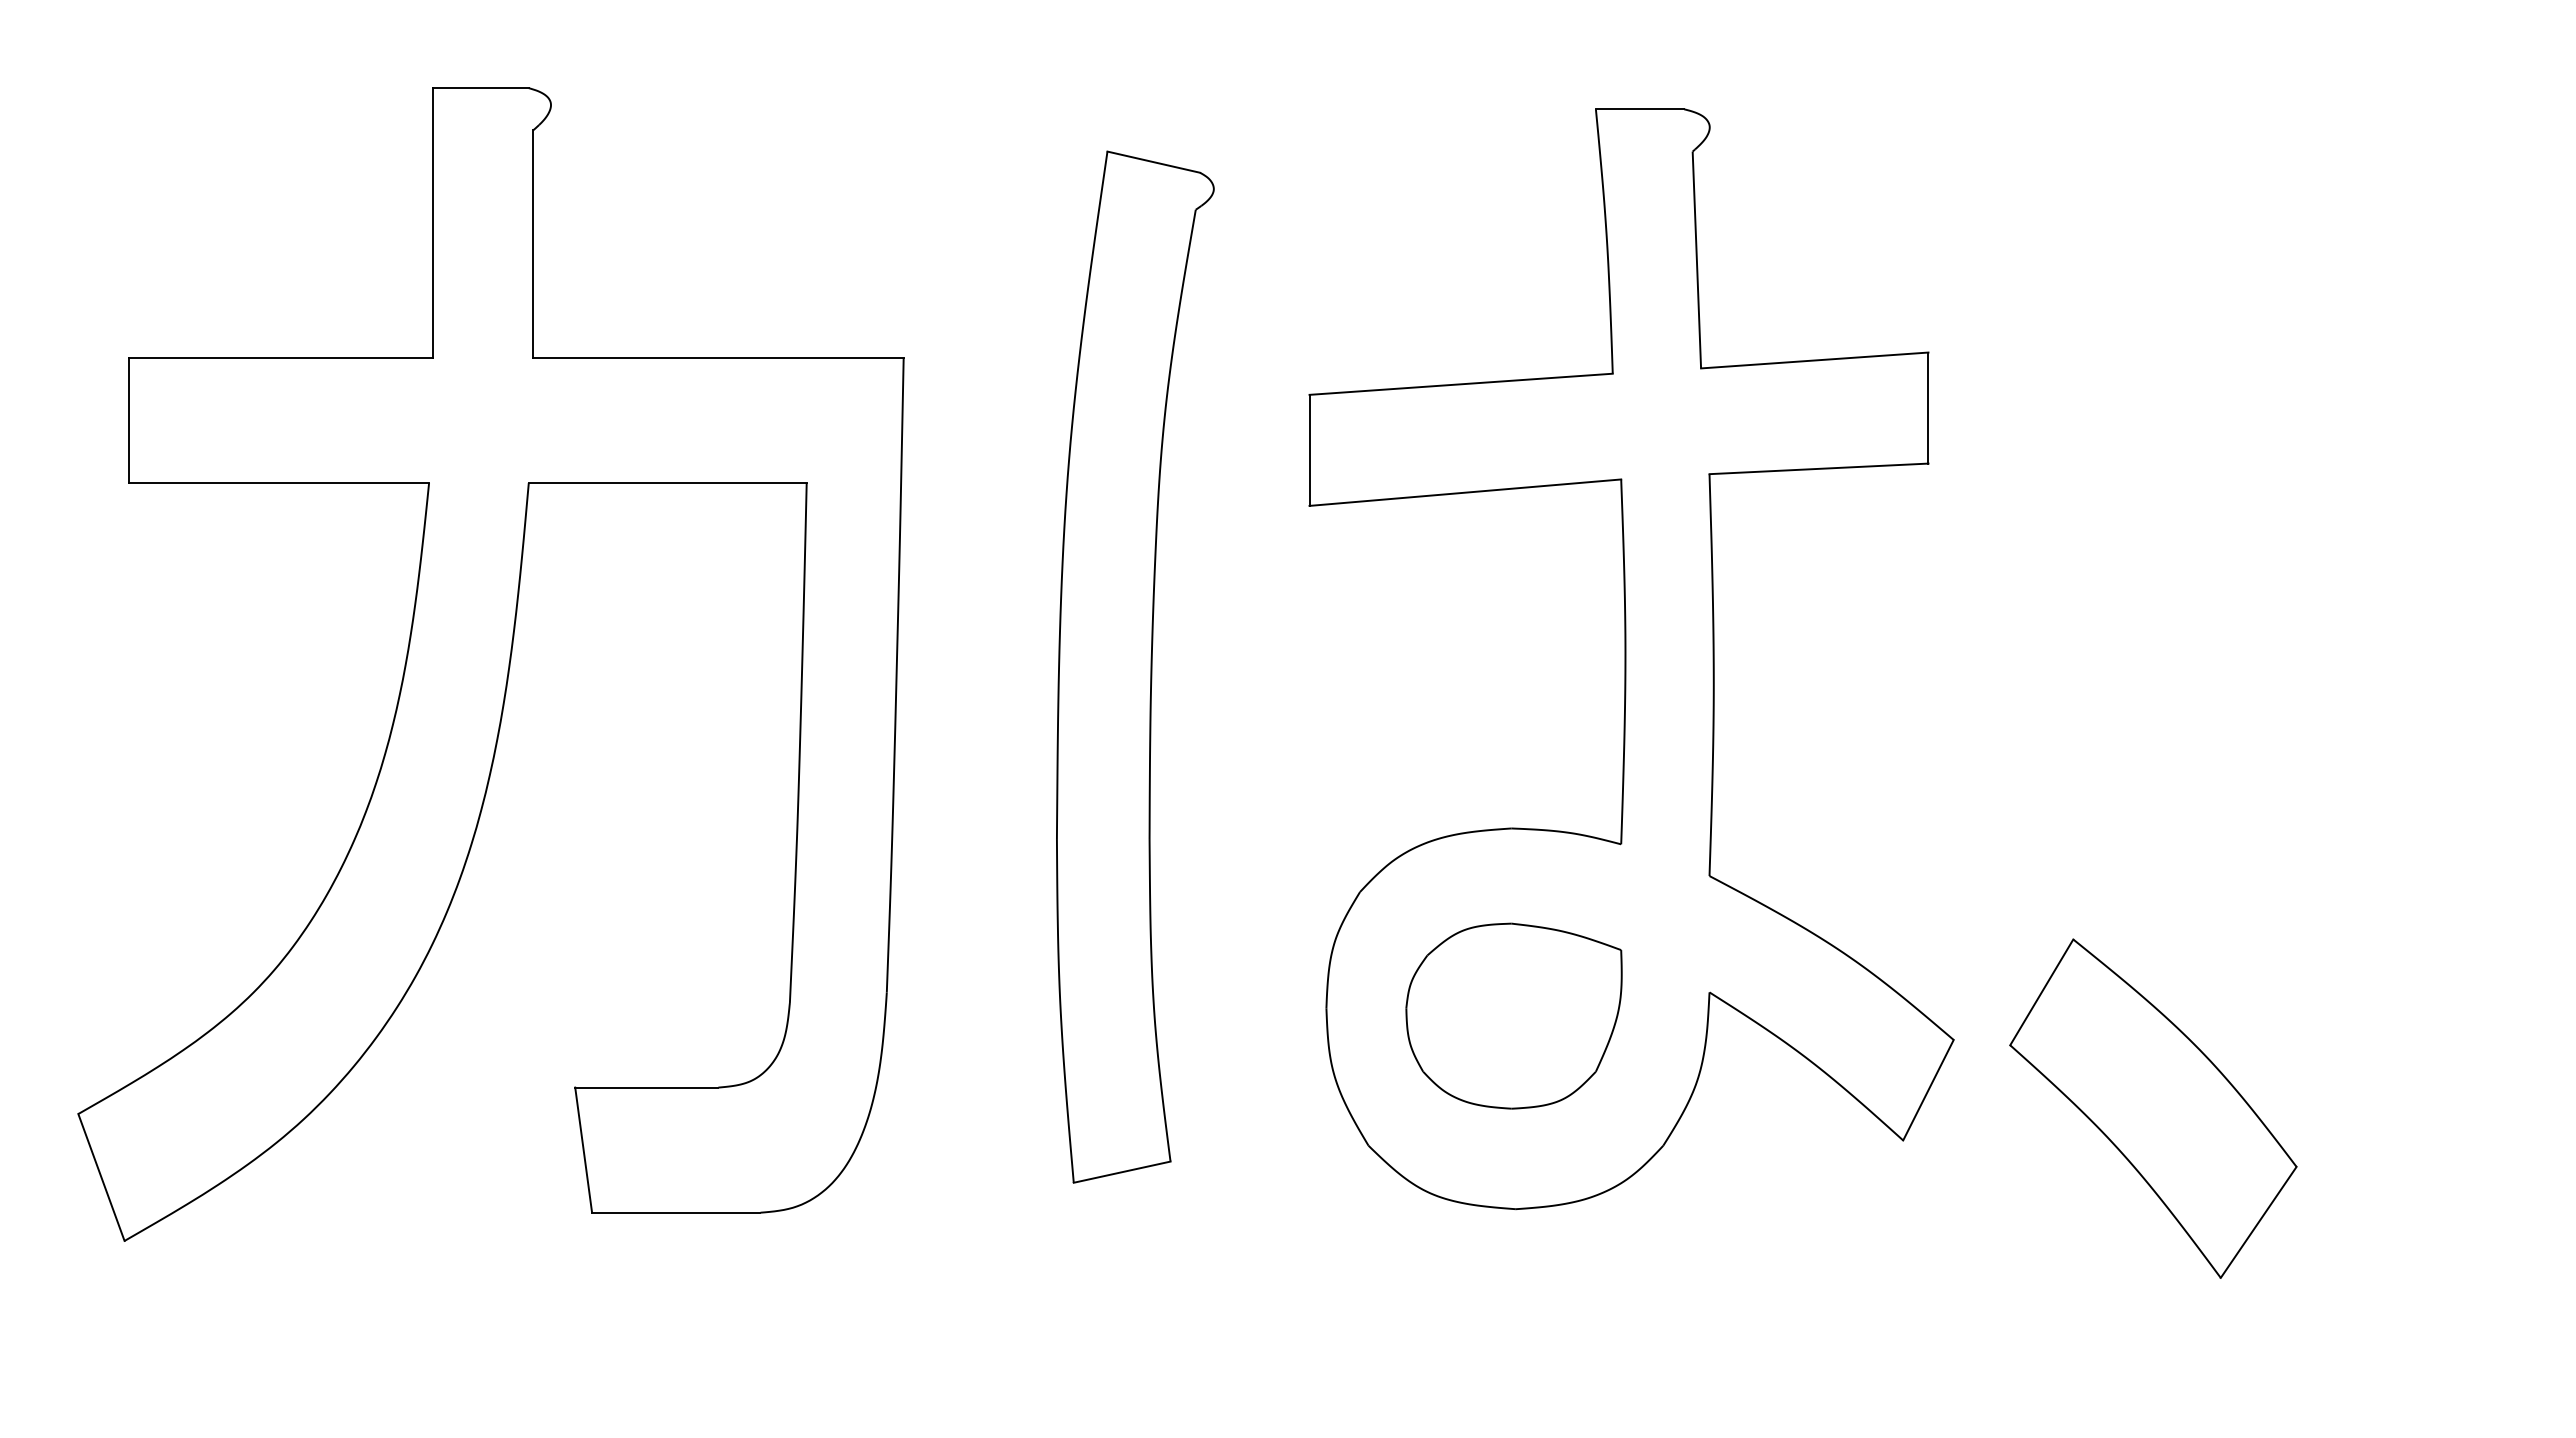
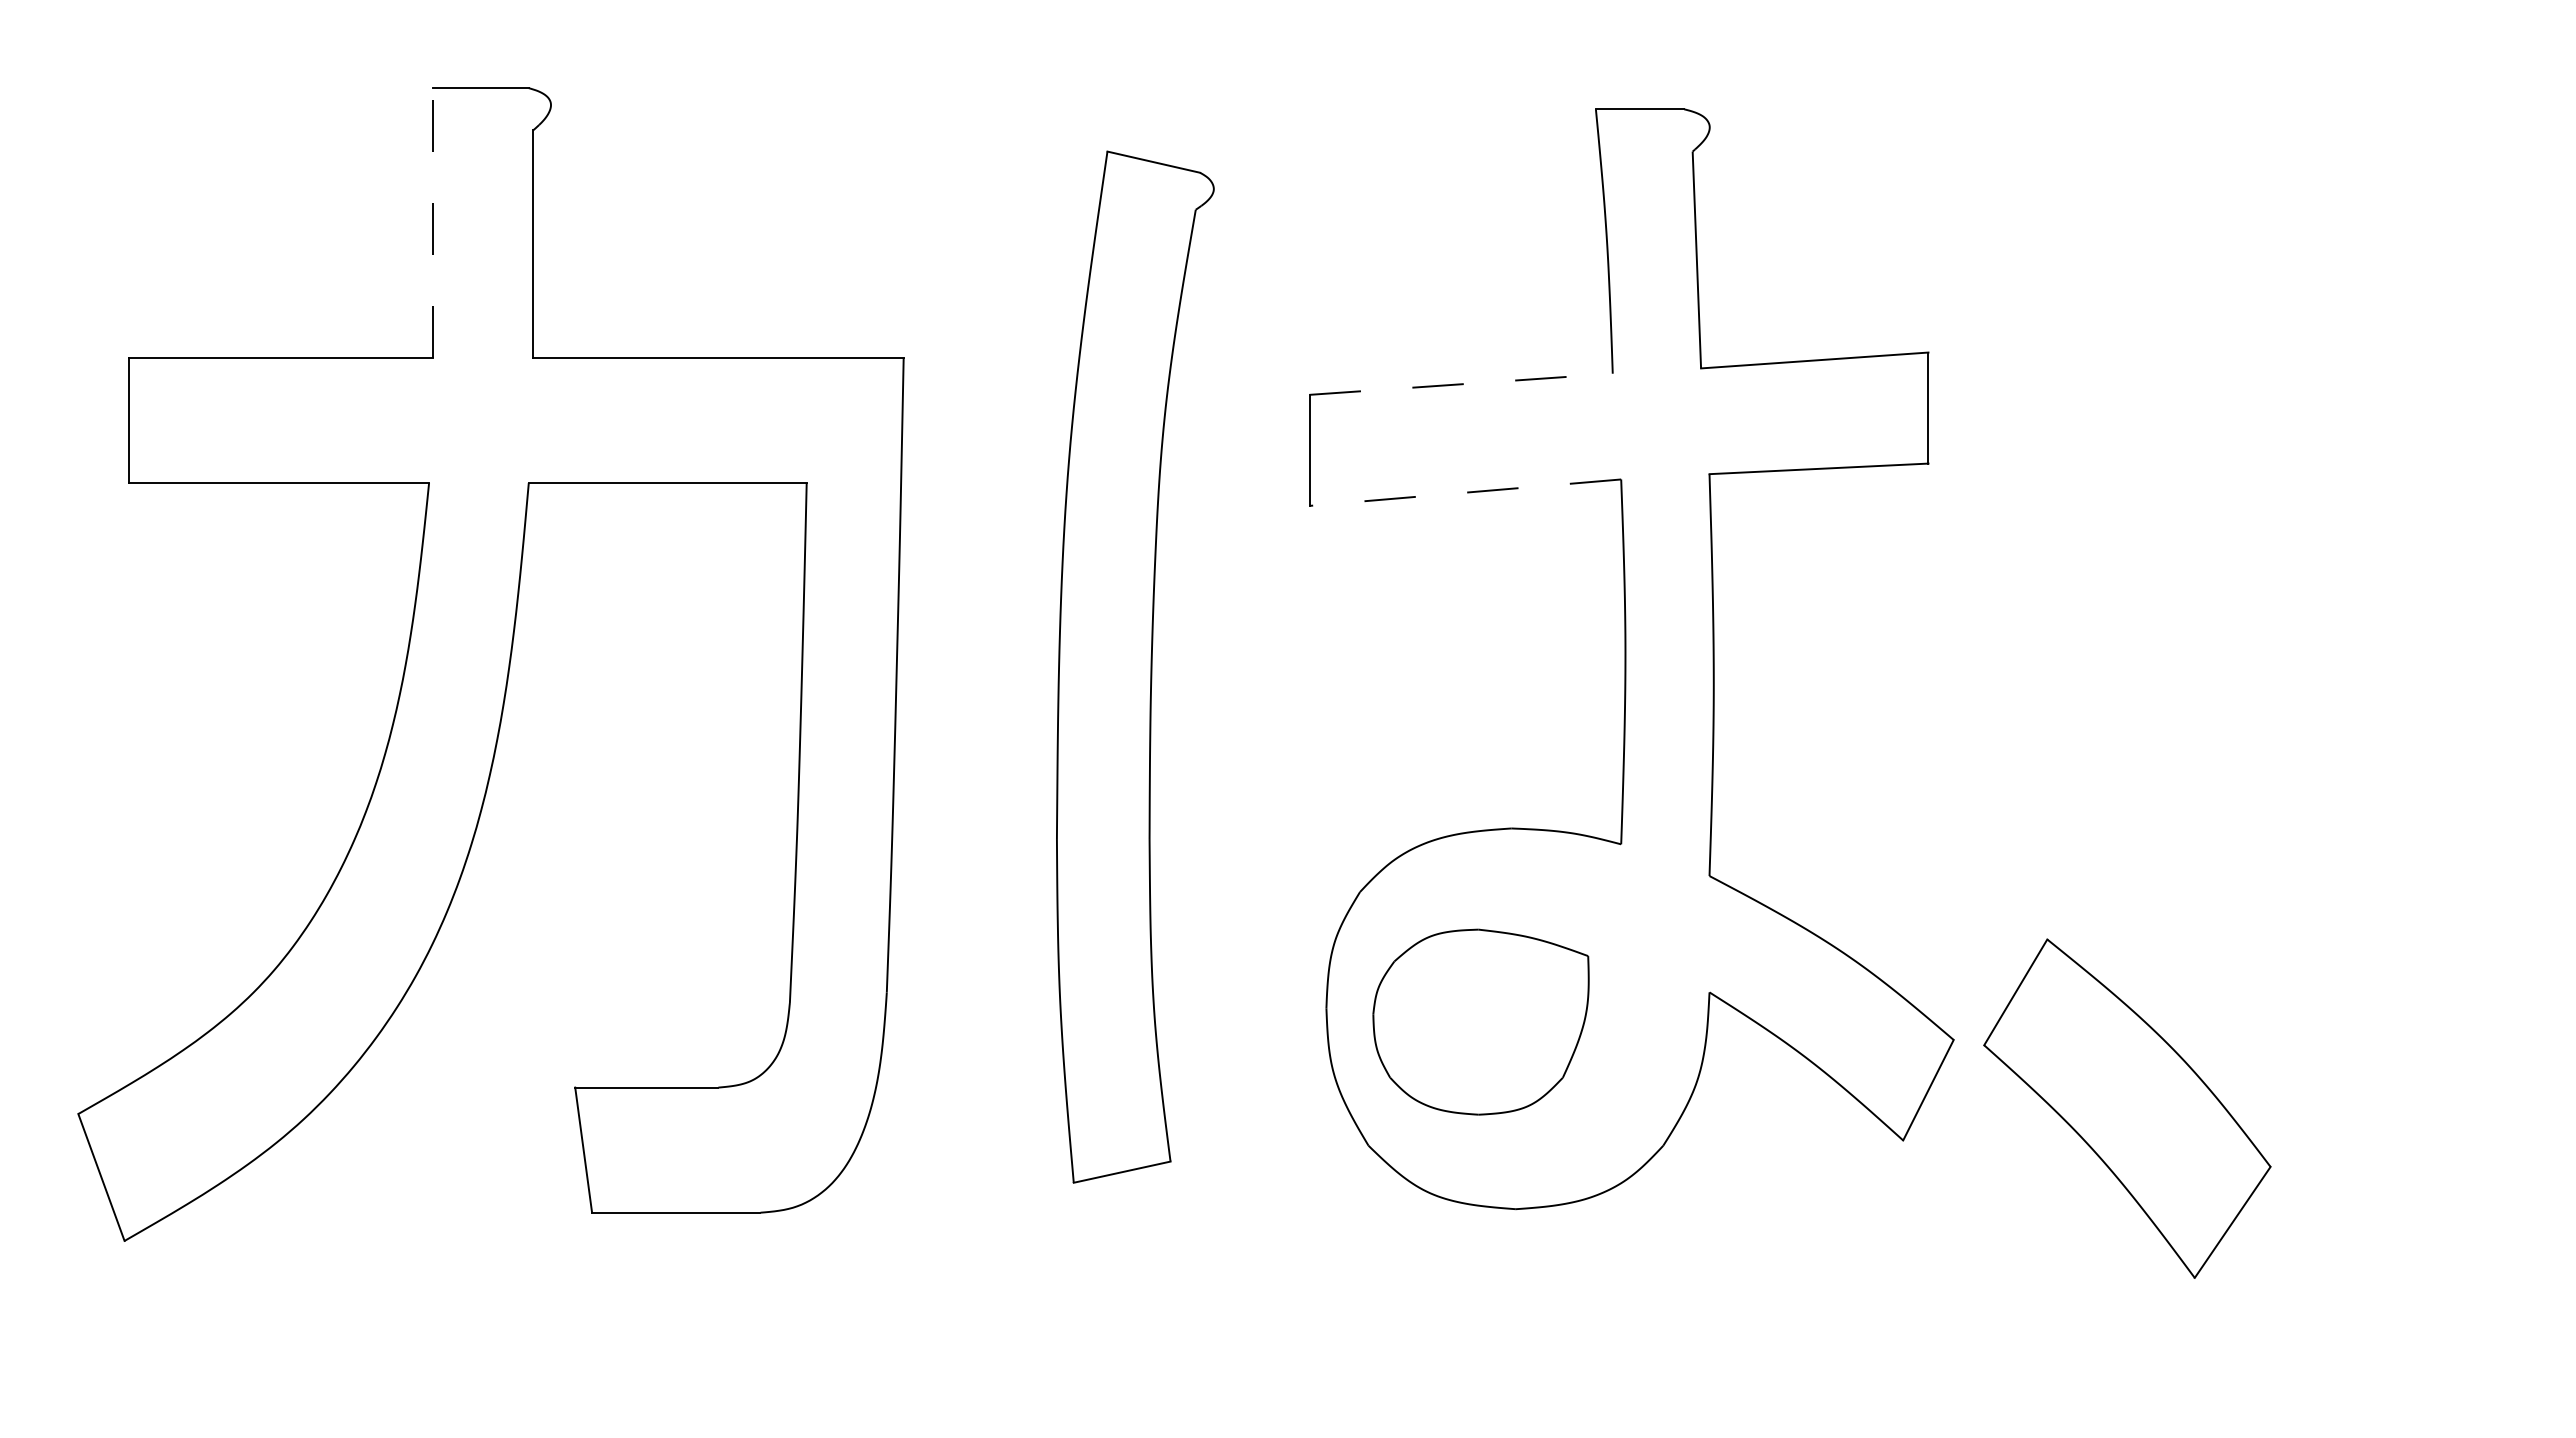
line: solid -> dashed (433, 223)
line: solid -> dashed (1461, 384)
line: solid -> dashed (1464, 492)
part position: (1513, 1015) -> (1480, 1021) (1480, 1021)
part position: (2153, 1108) -> (2127, 1108) (2127, 1108)
